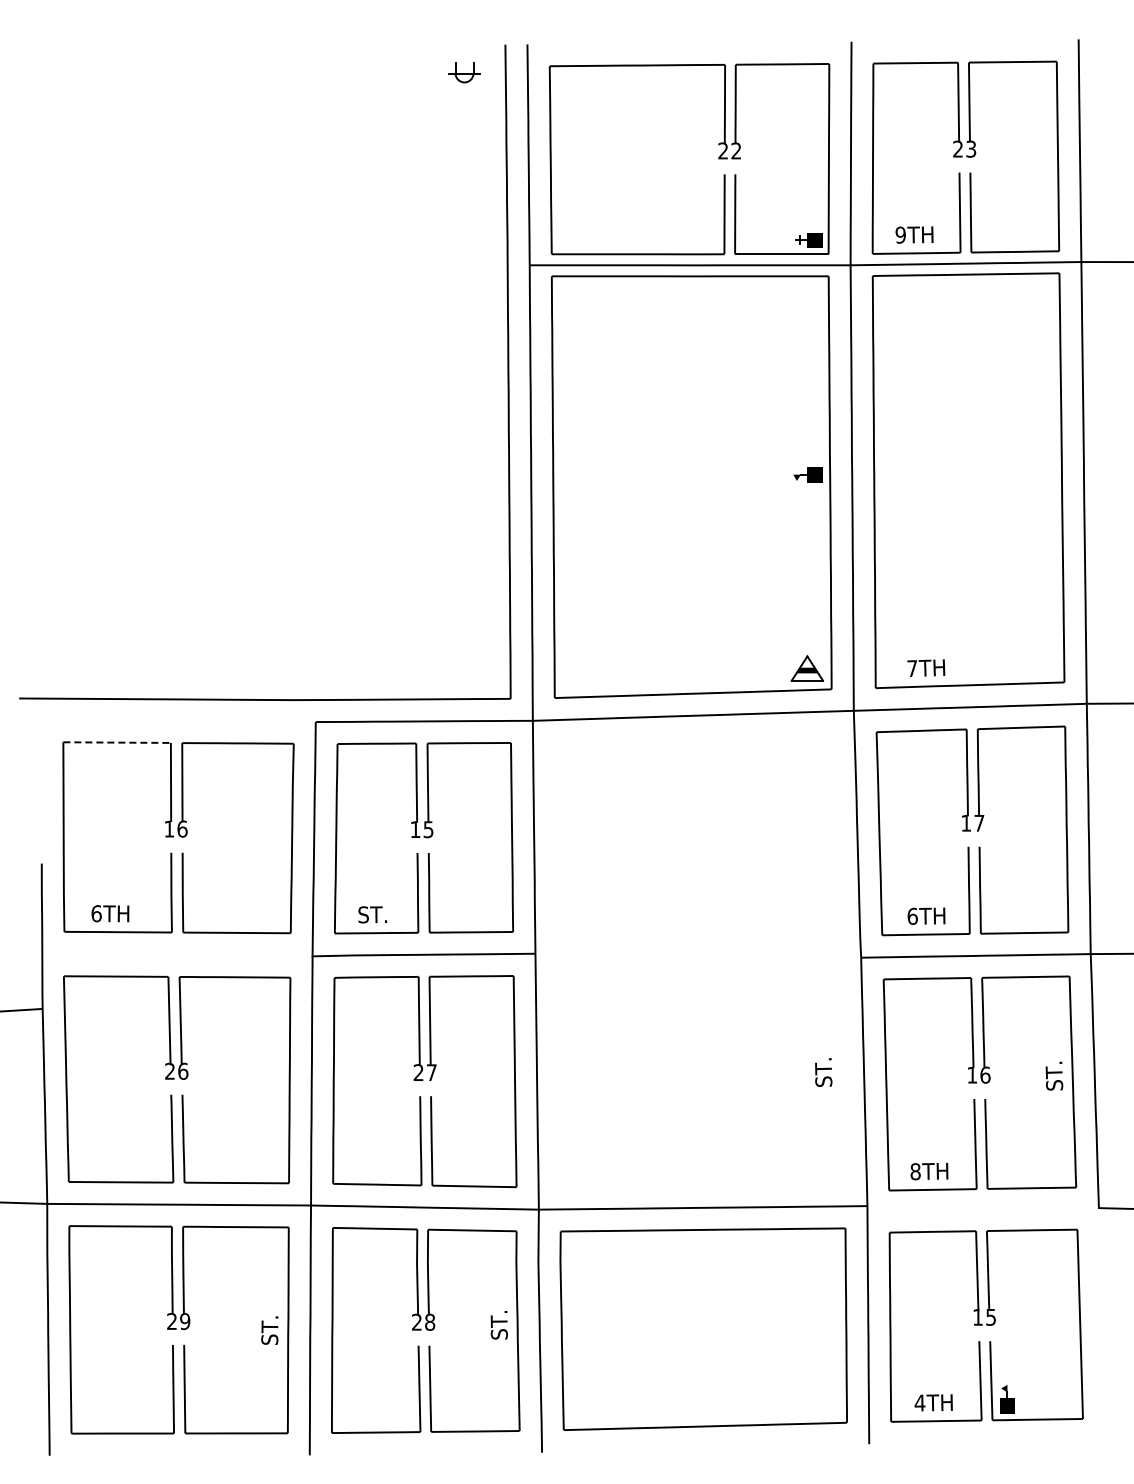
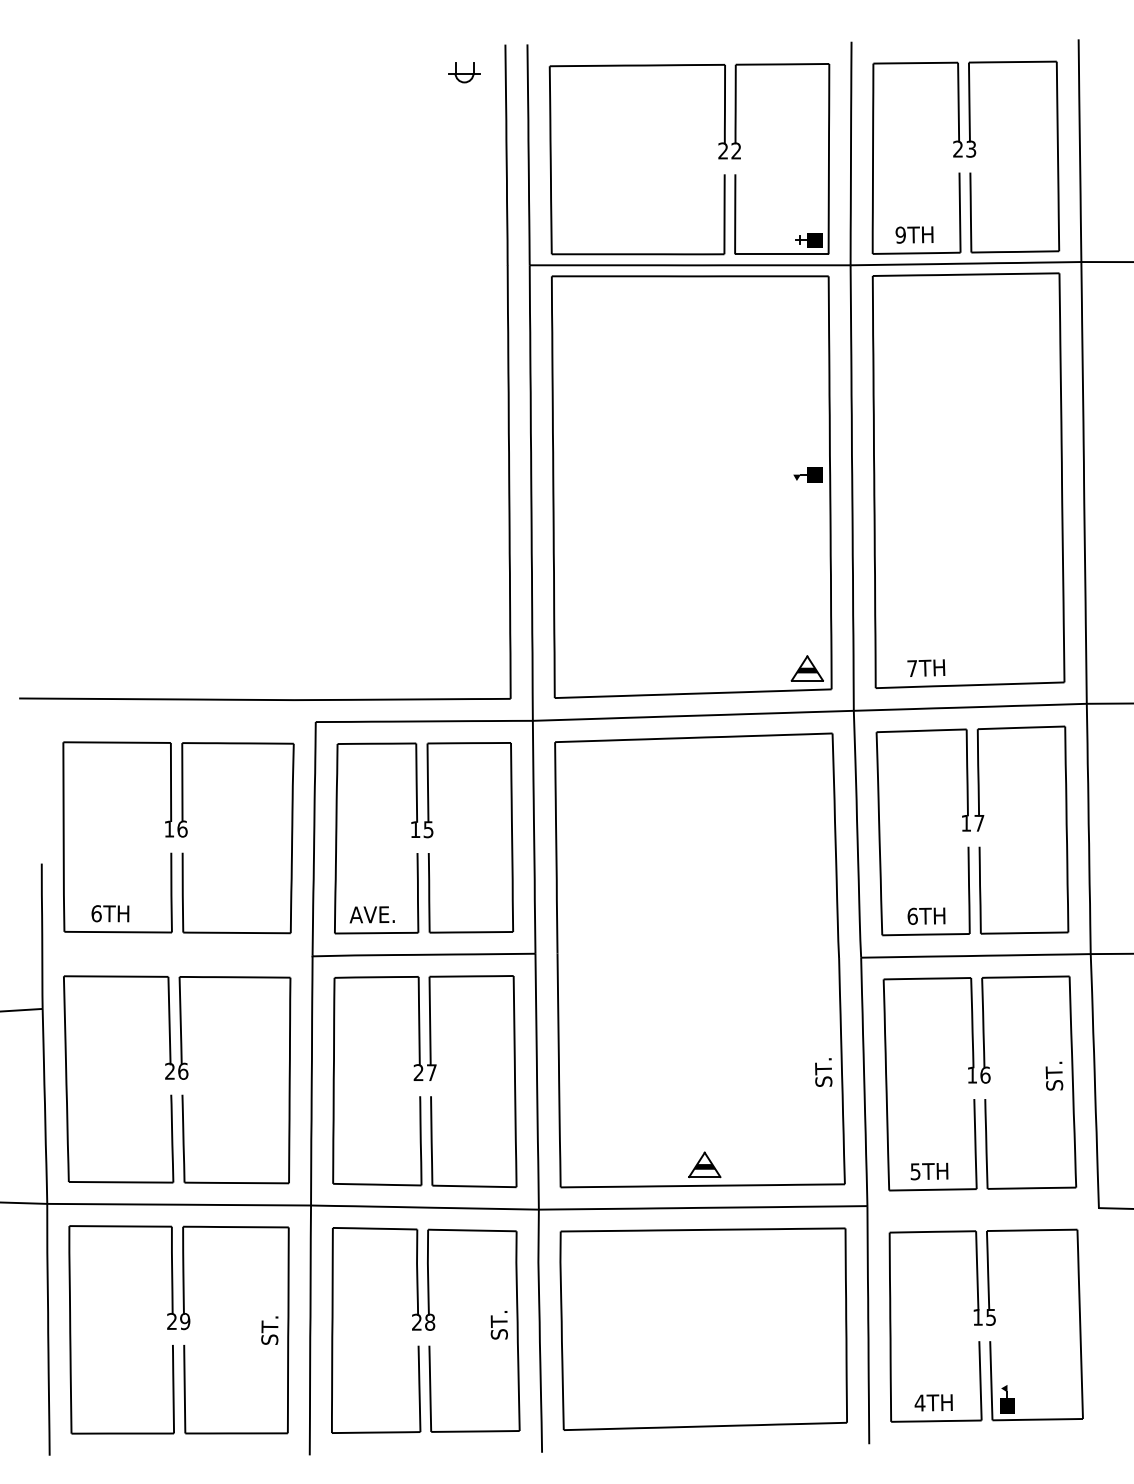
line: dashed -> solid (117, 742)
text: ST. -> AVE. (371, 914)
part: none -> present (699, 960)
text: 8TH -> 5TH (915, 1171)
